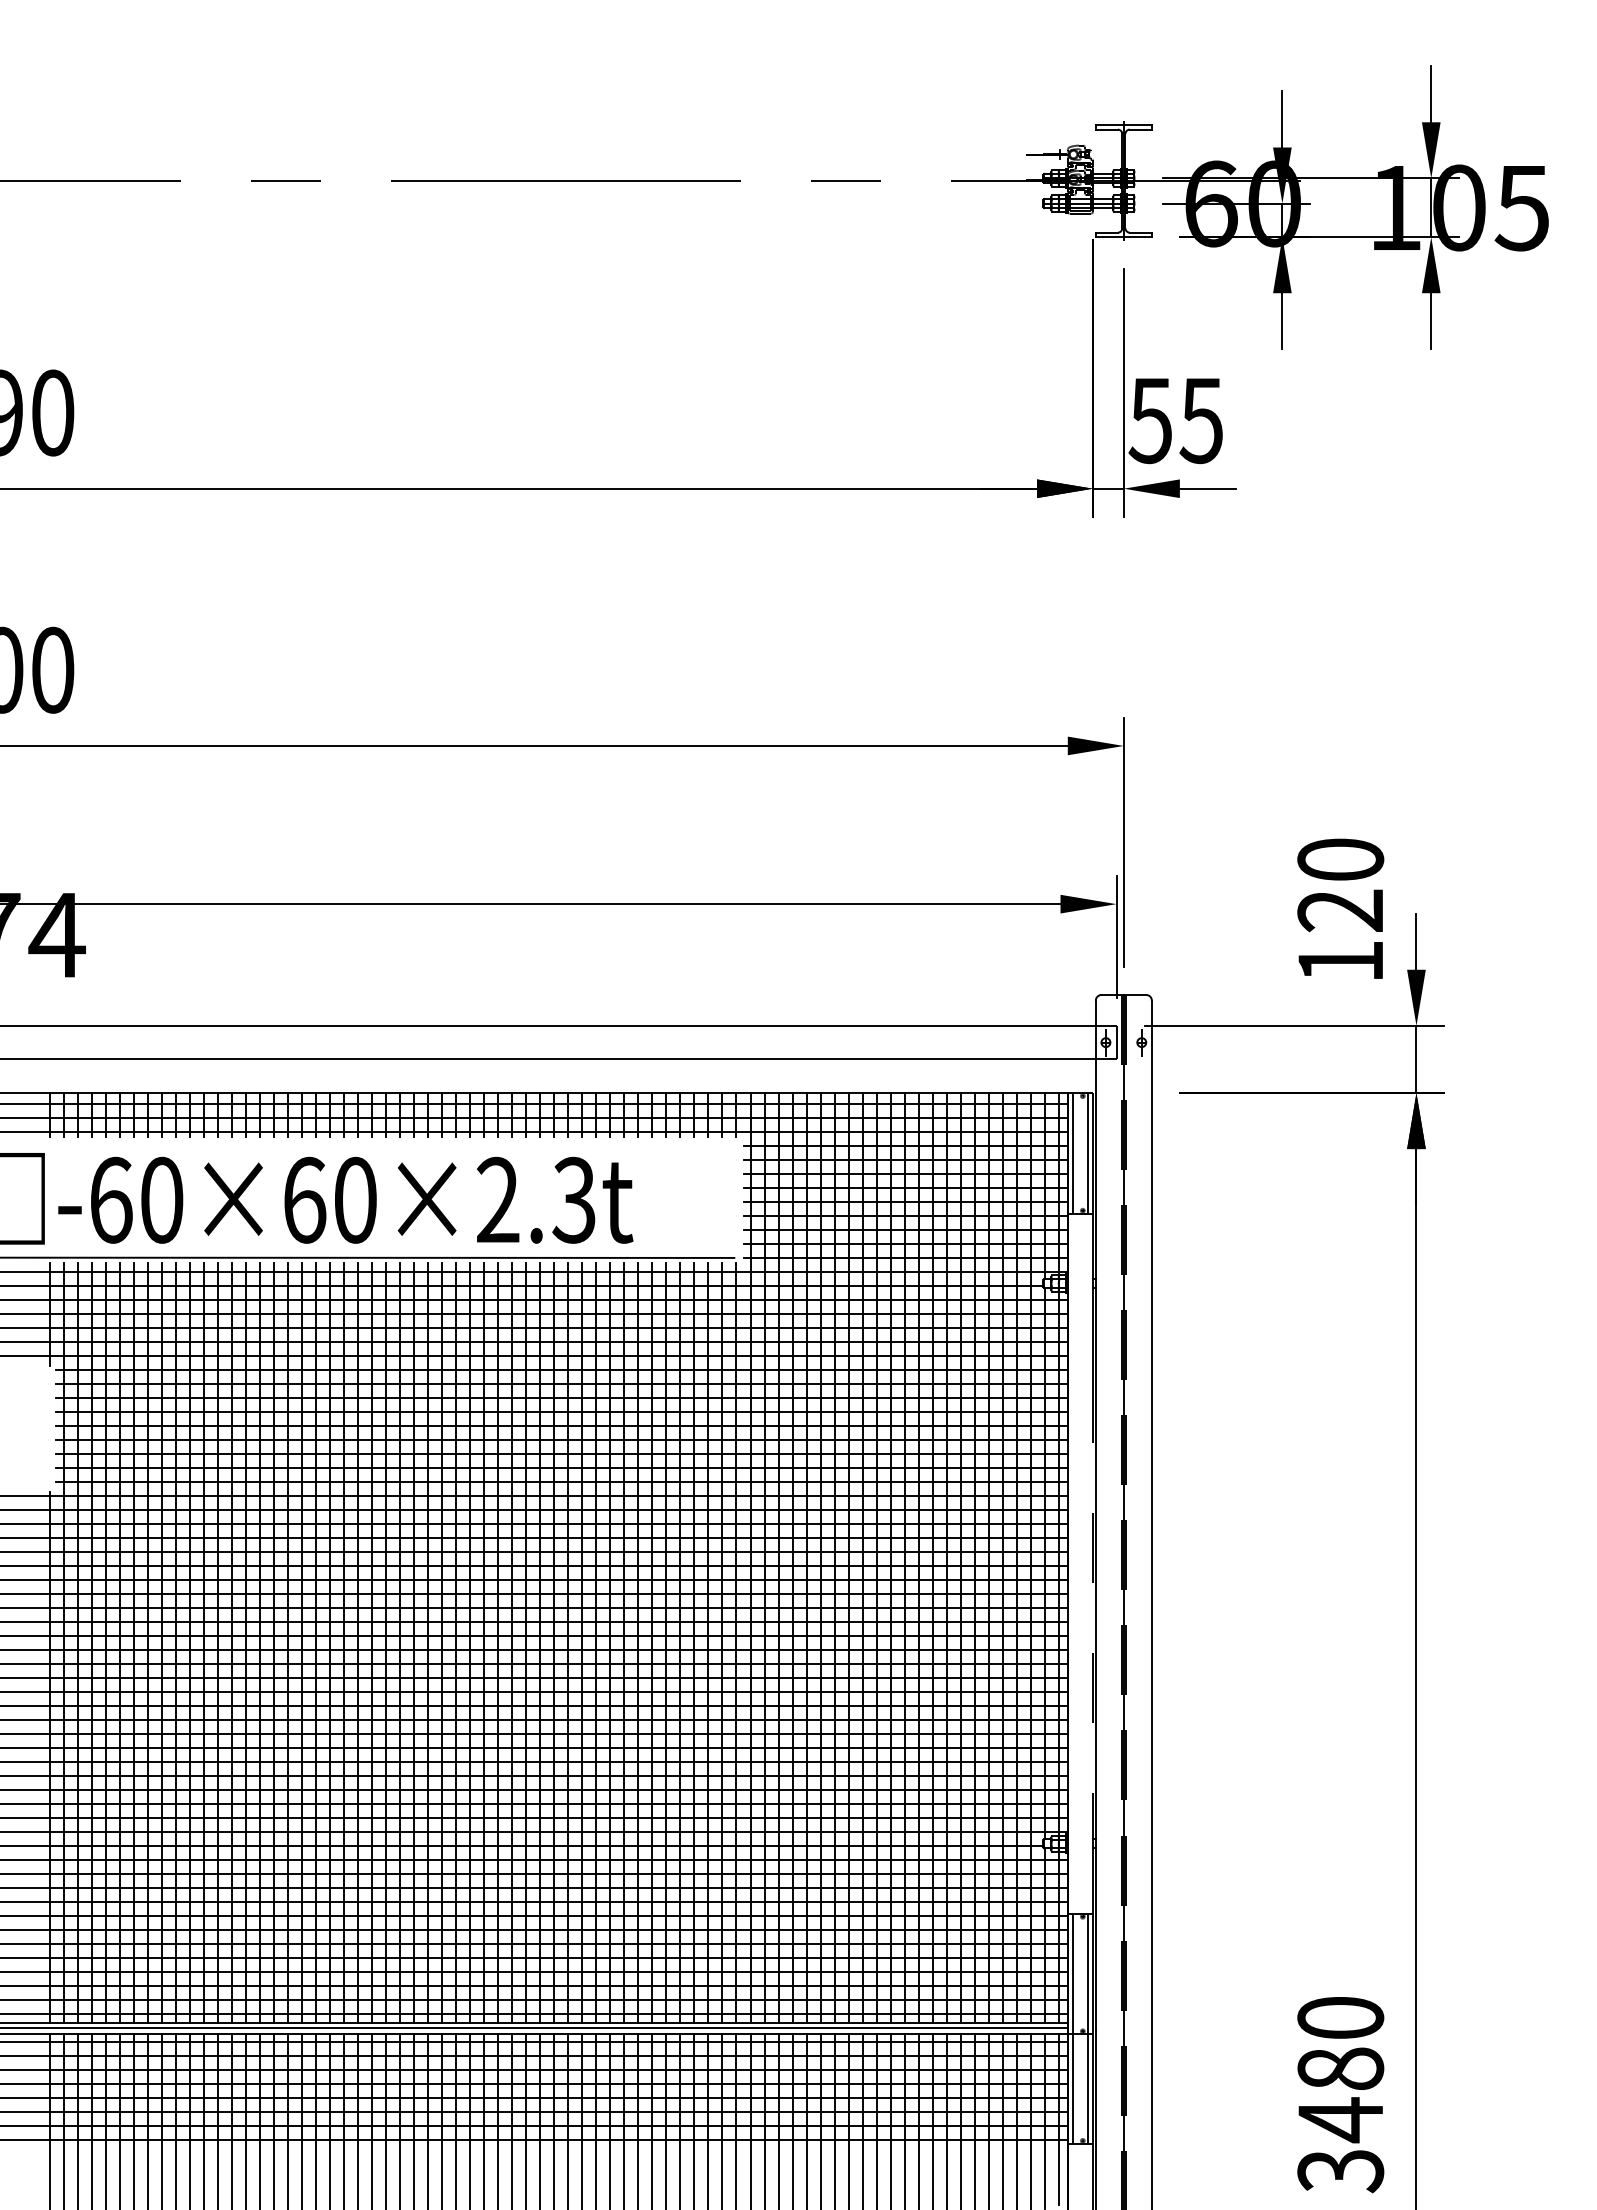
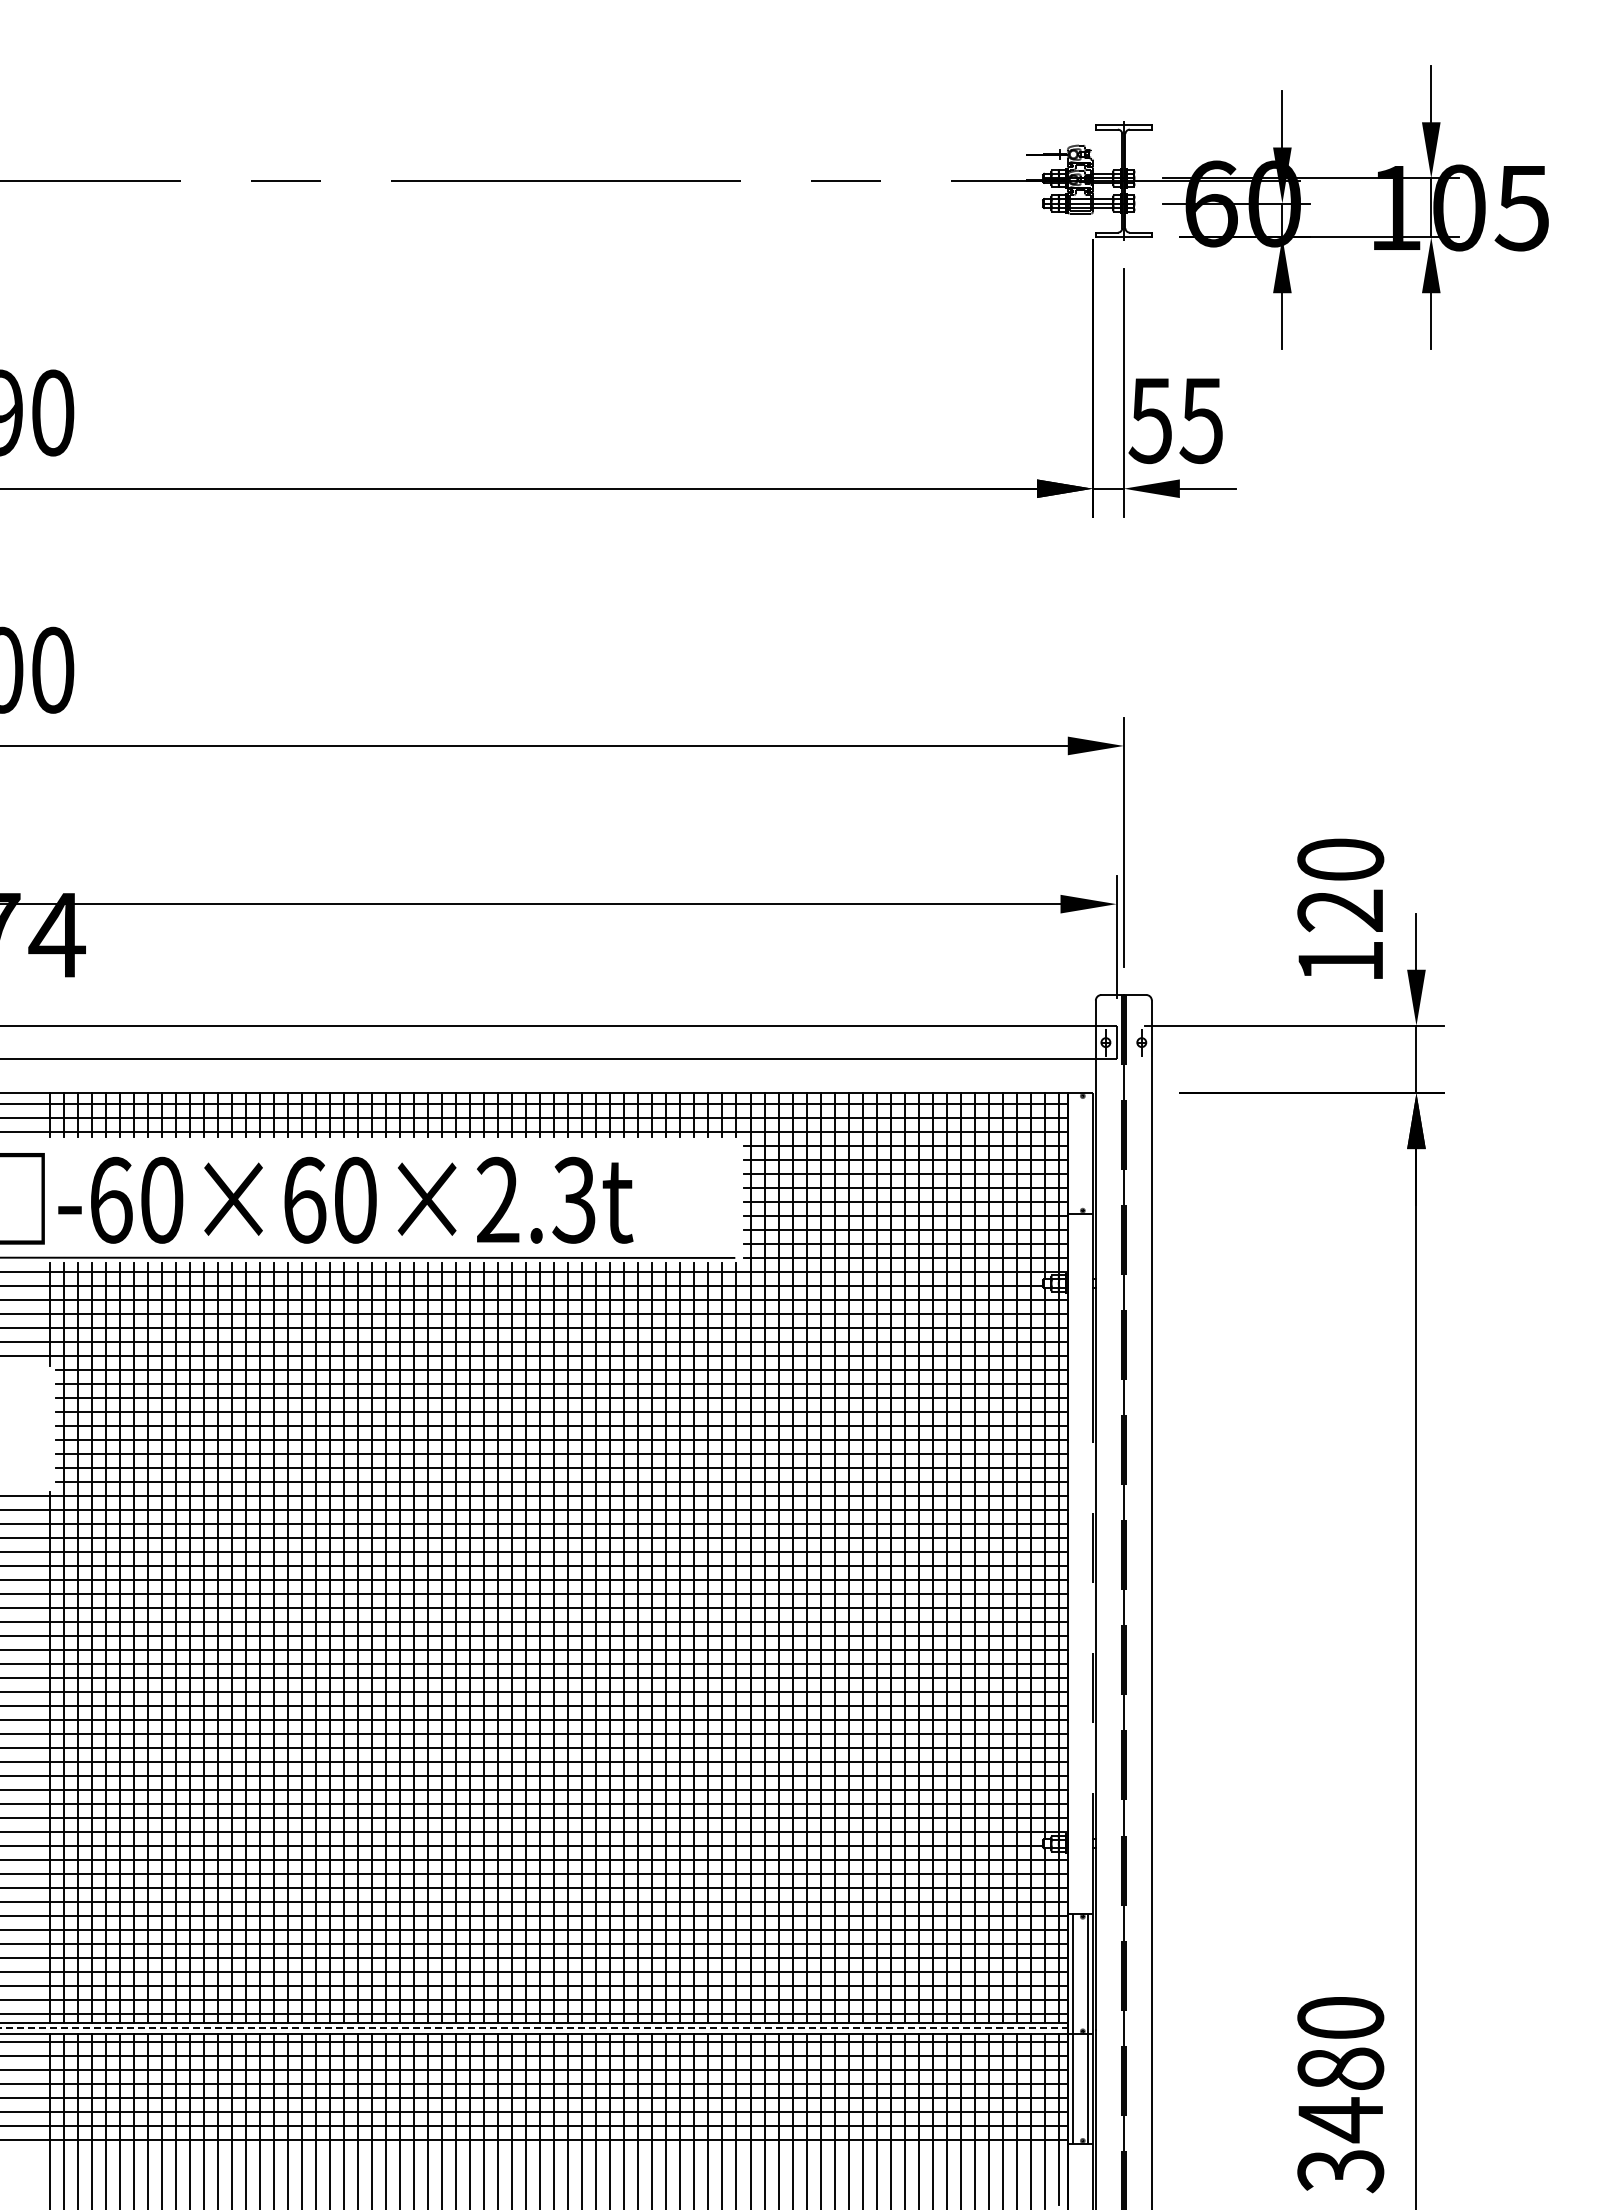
line: present -> none (1073, 1153)
line: present -> none (1087, 1153)
line: solid -> dashed (534, 2028)
